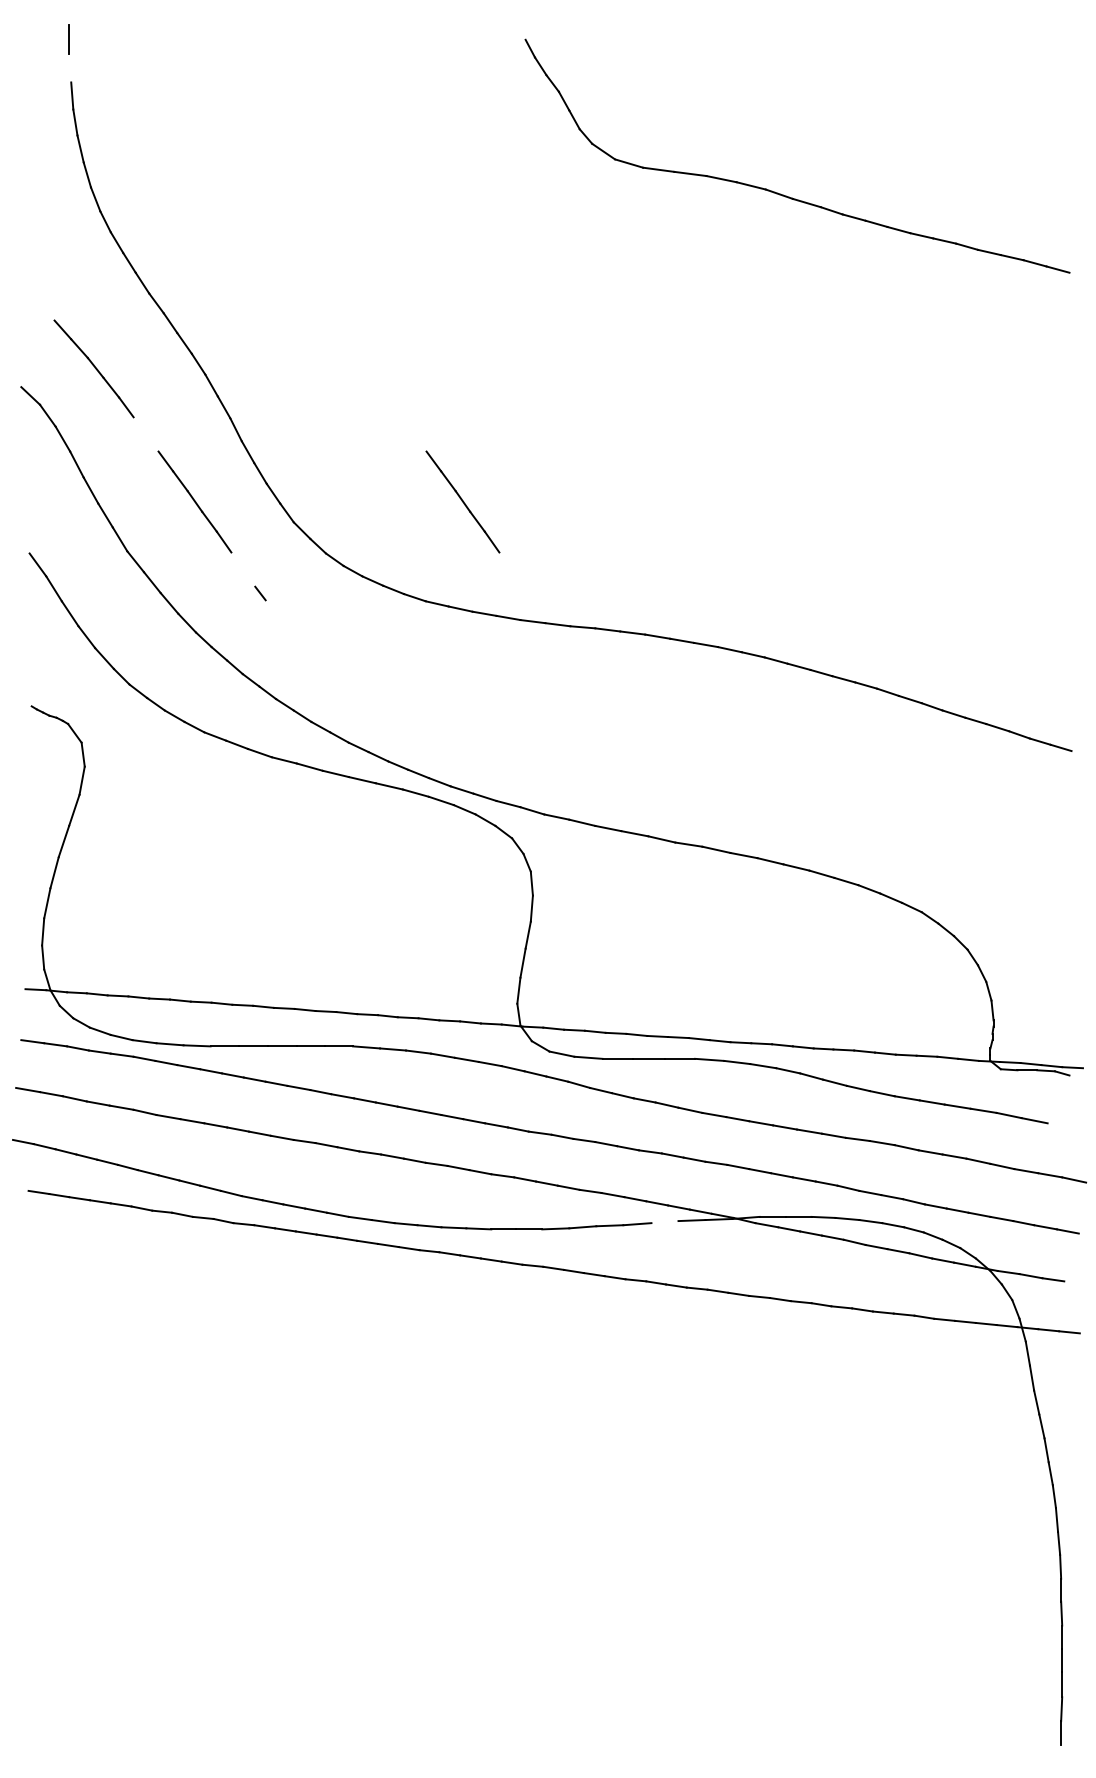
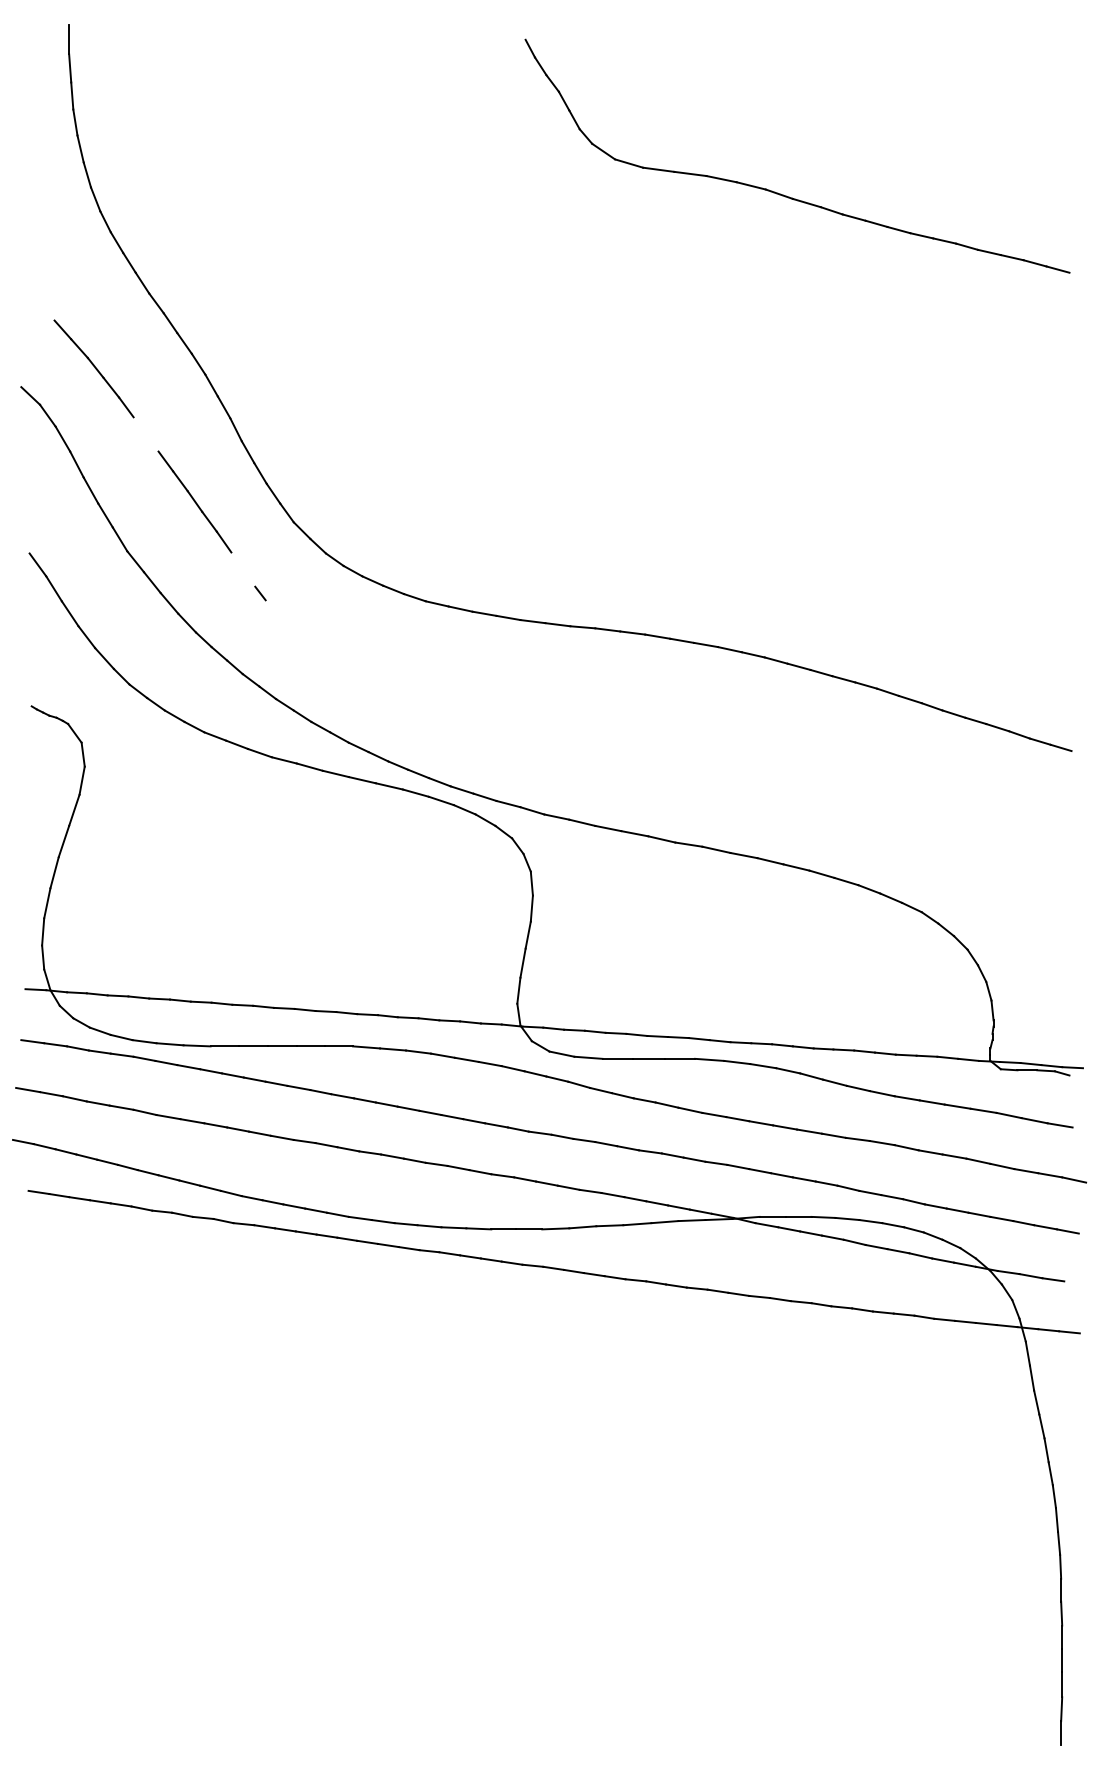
line: none -> present (70, 68)
line: present -> none (462, 501)
line: none -> present (1059, 1125)
line: none -> present (664, 1222)
